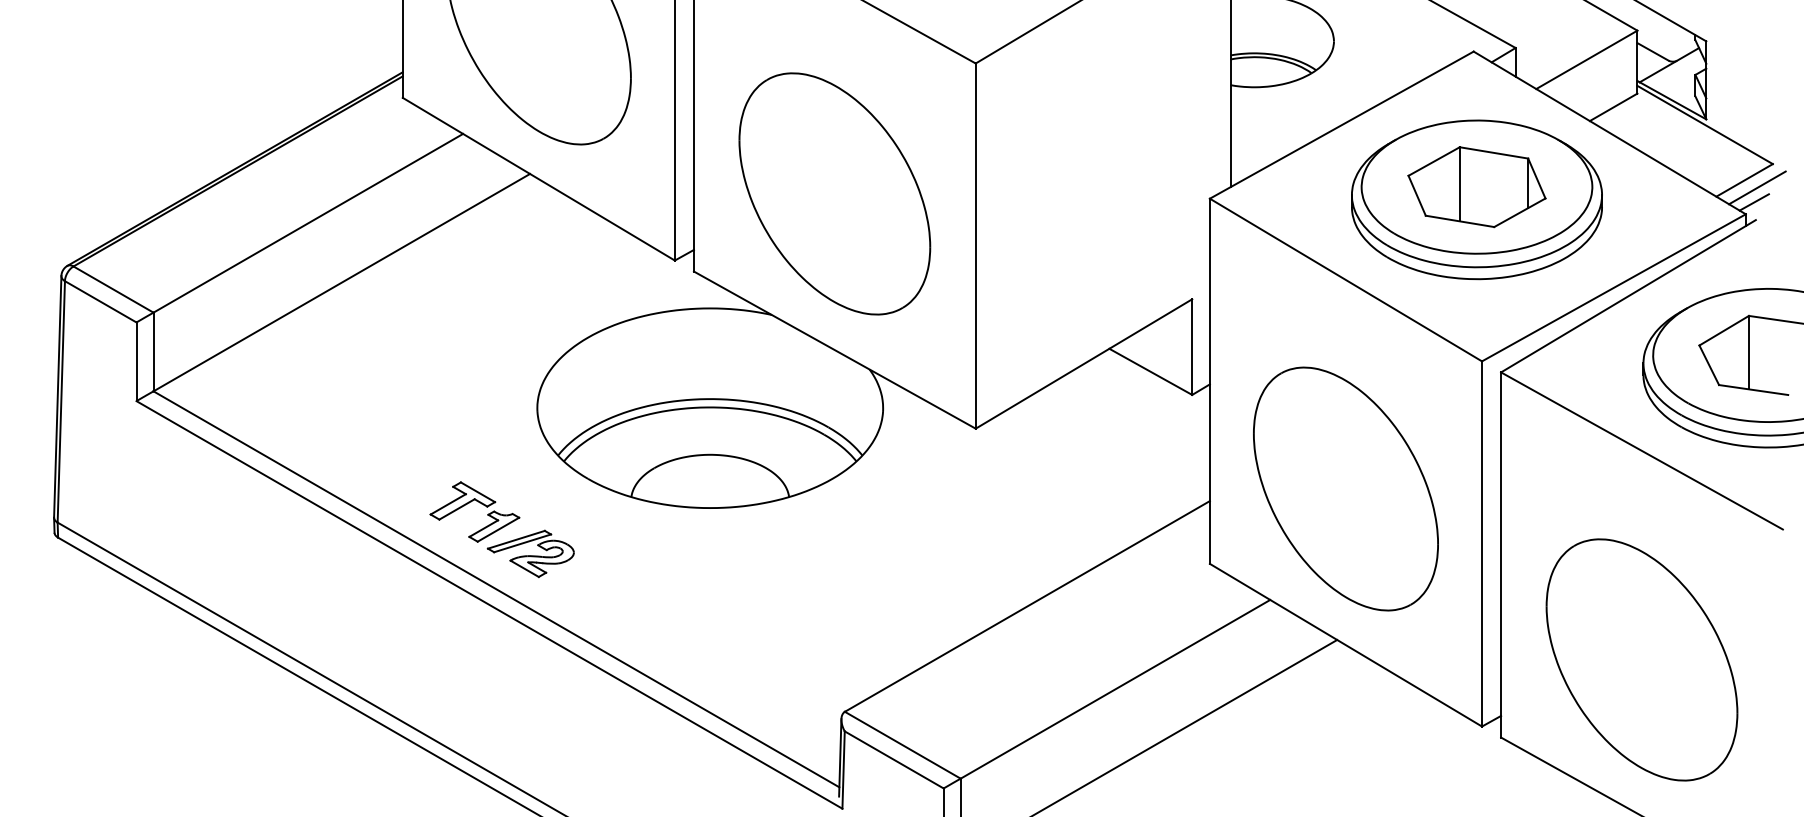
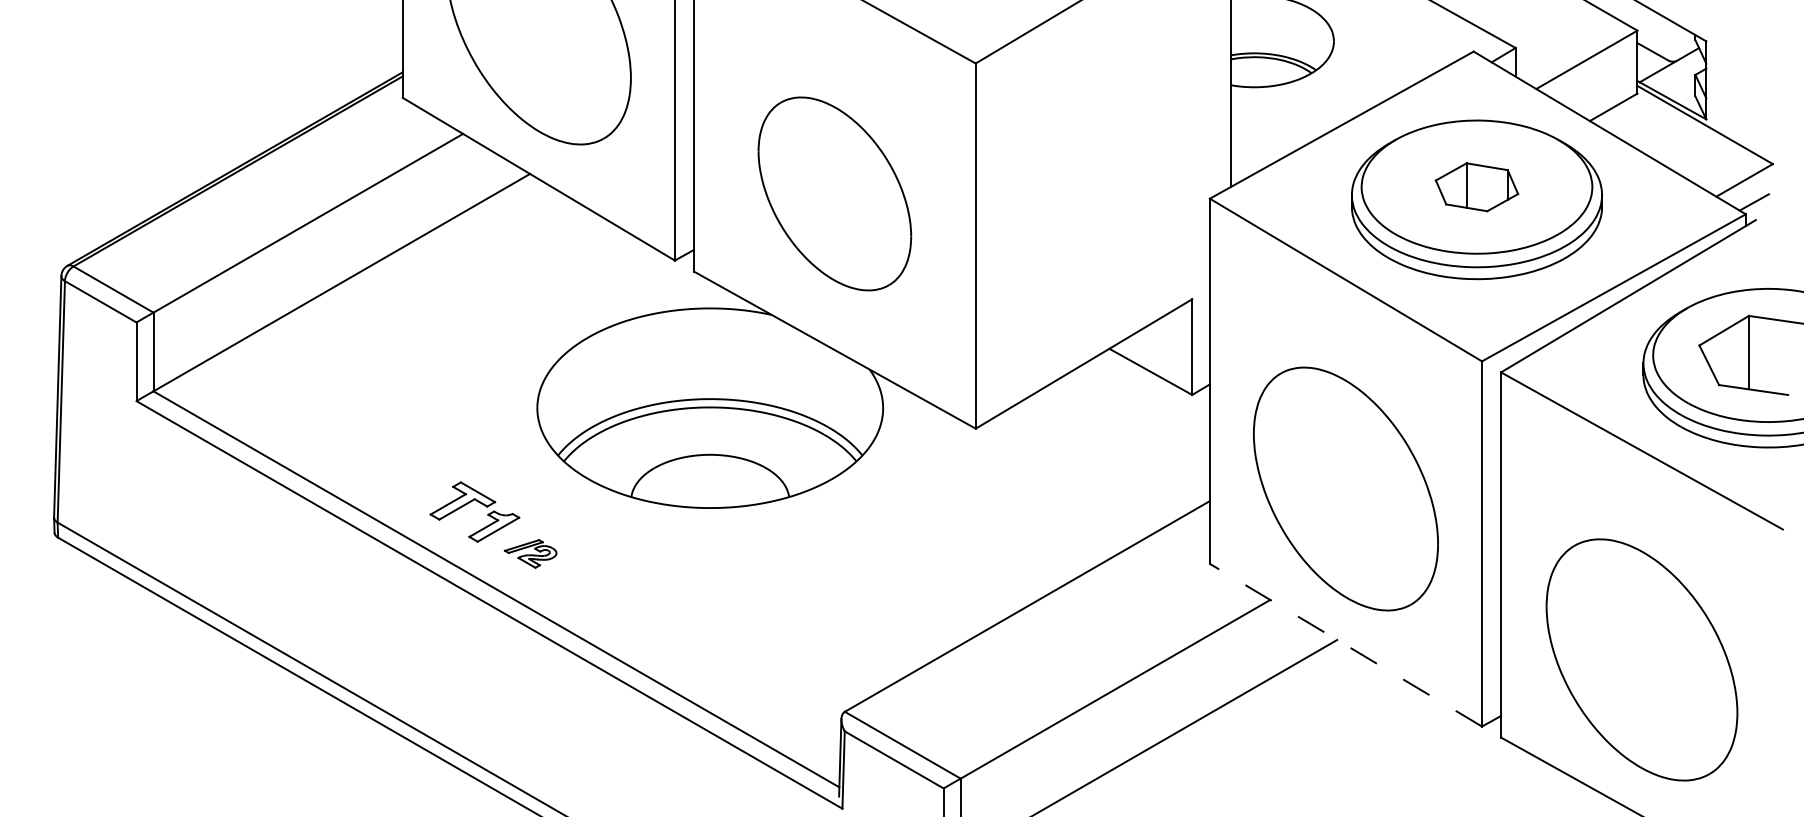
part size: 140x83 px -> 86x51 px (1476, 187)
line: present -> none (1757, 187)
part size: 194x244 px -> 156x196 px (834, 193)
part size: 89x50 px -> 54x30 px (530, 553)
line: solid -> dashed (1345, 645)
